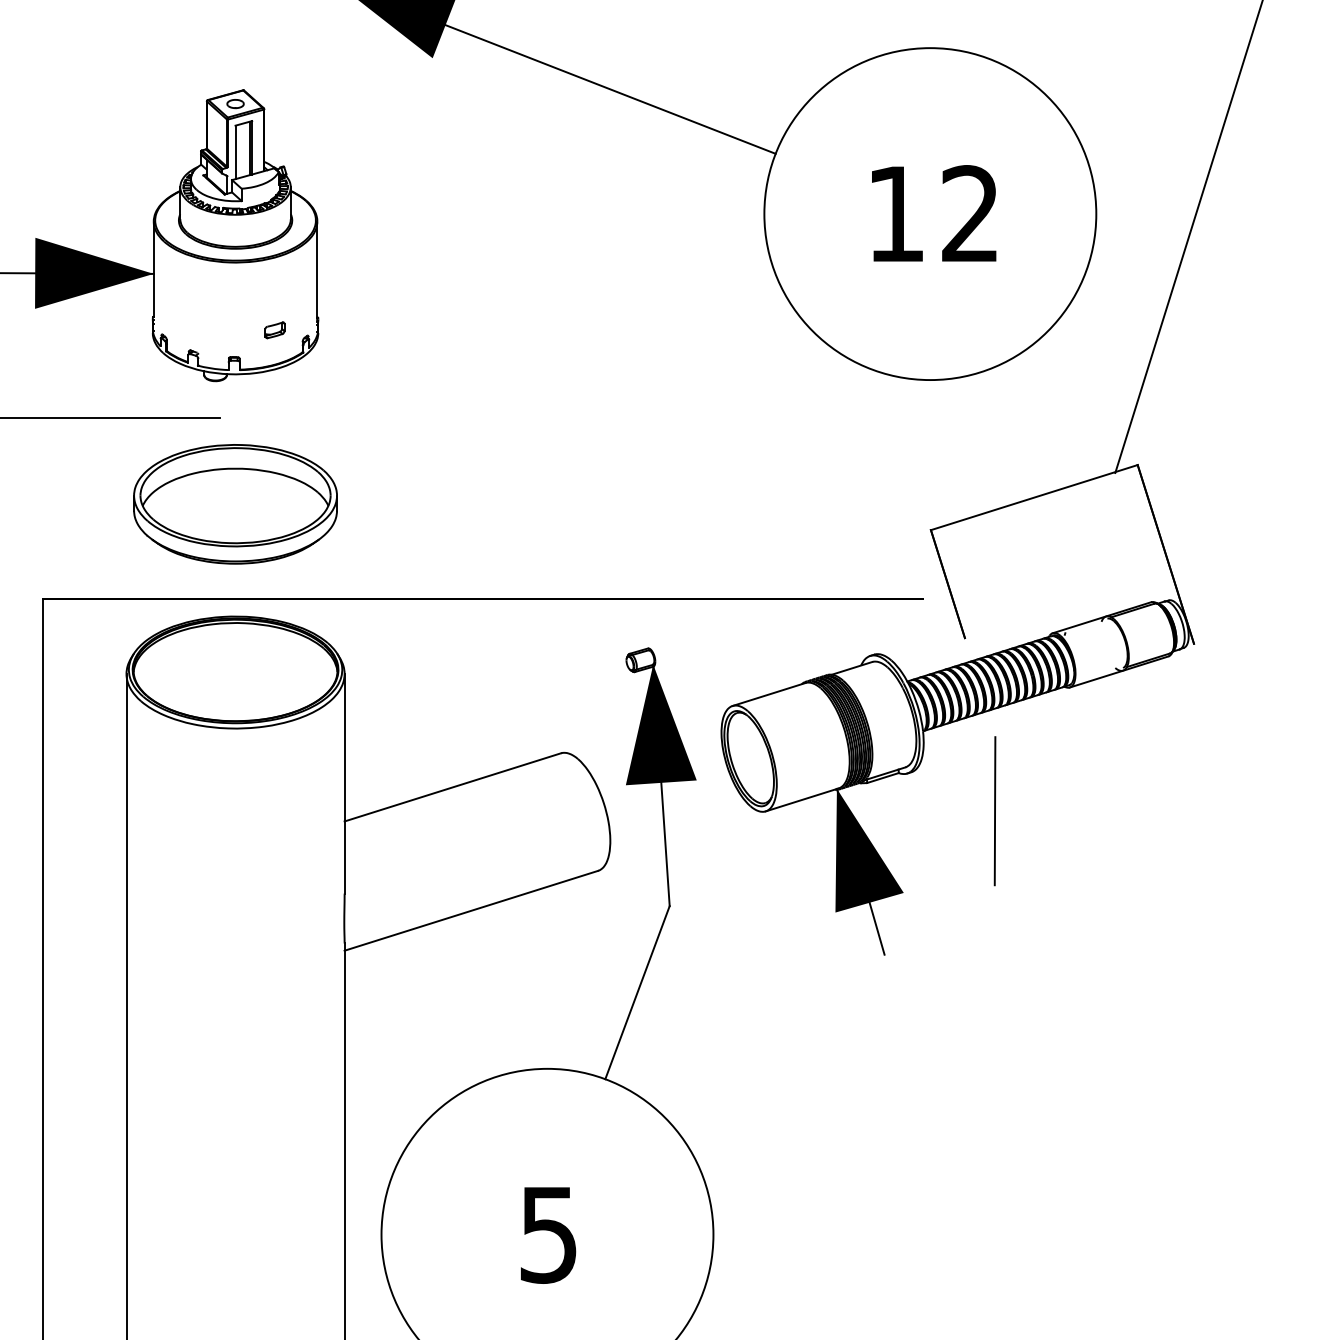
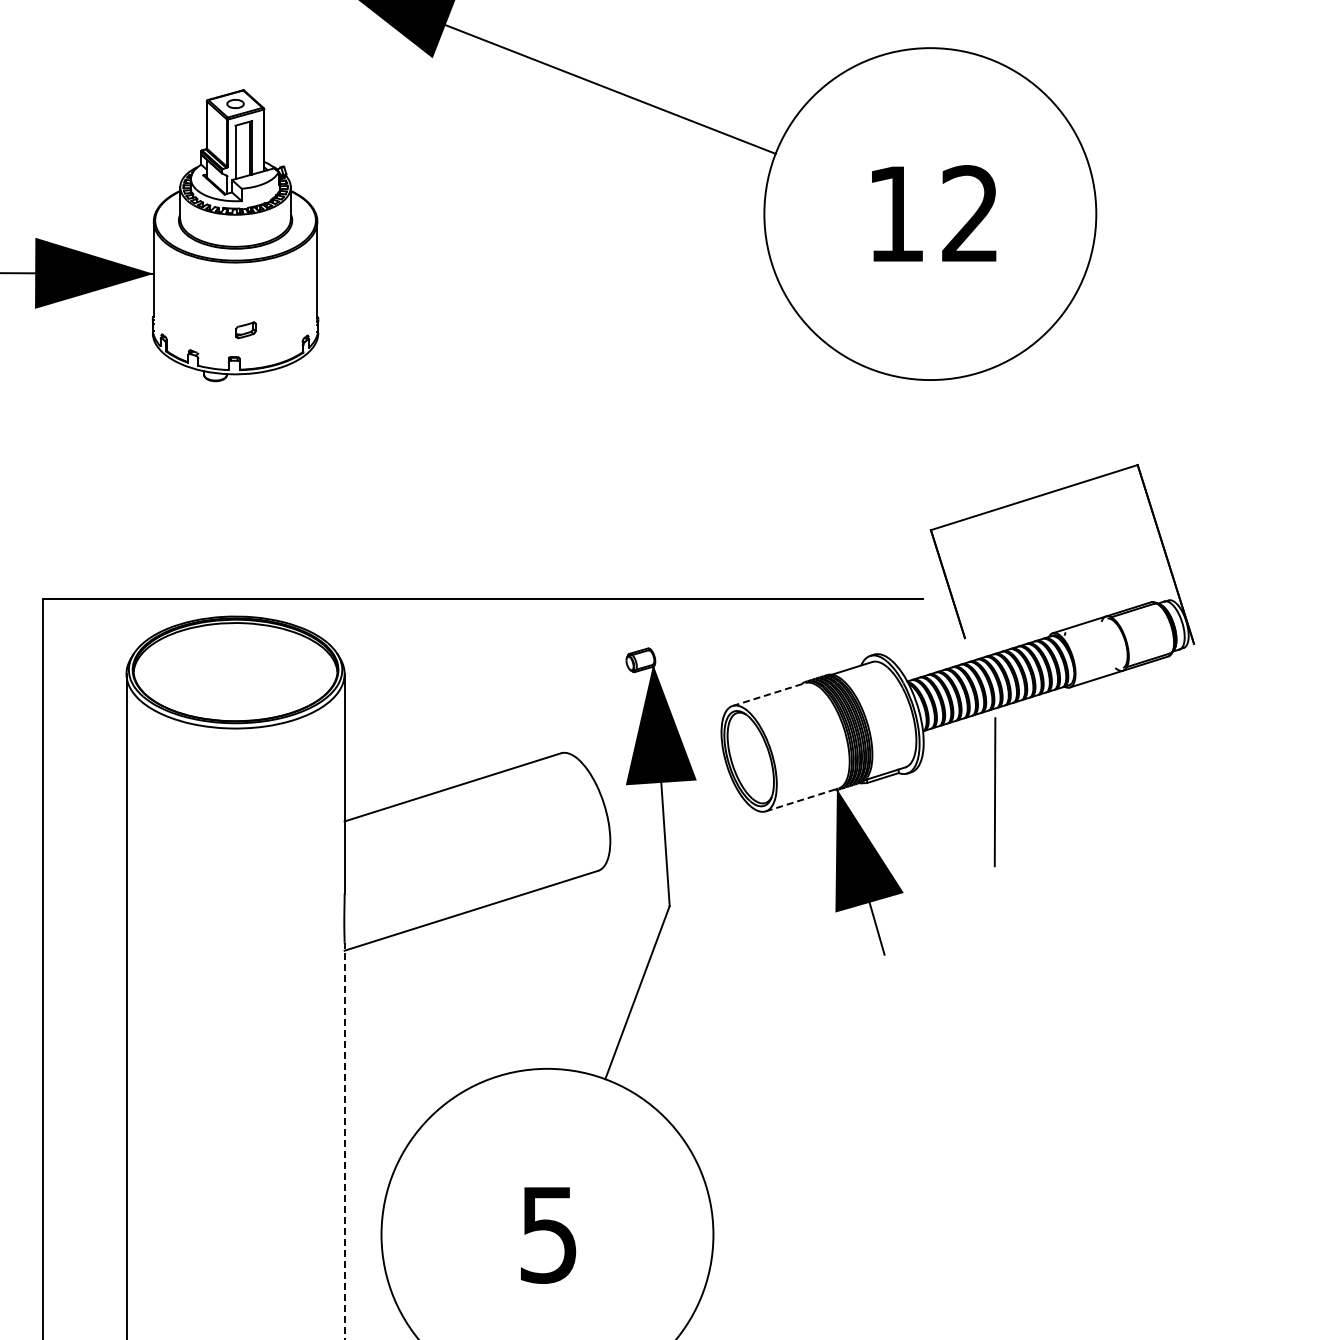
line: present -> none (1188, 237)
part position: (274, 330) -> (245, 330) (245, 330)
line: present -> none (111, 417)
part: present -> none (235, 504)
line: solid -> dashed (769, 694)
line: solid -> dashed (802, 799)
line position: (994, 811) -> (994, 792) (994, 792)
line: solid -> dashed (344, 1141)
